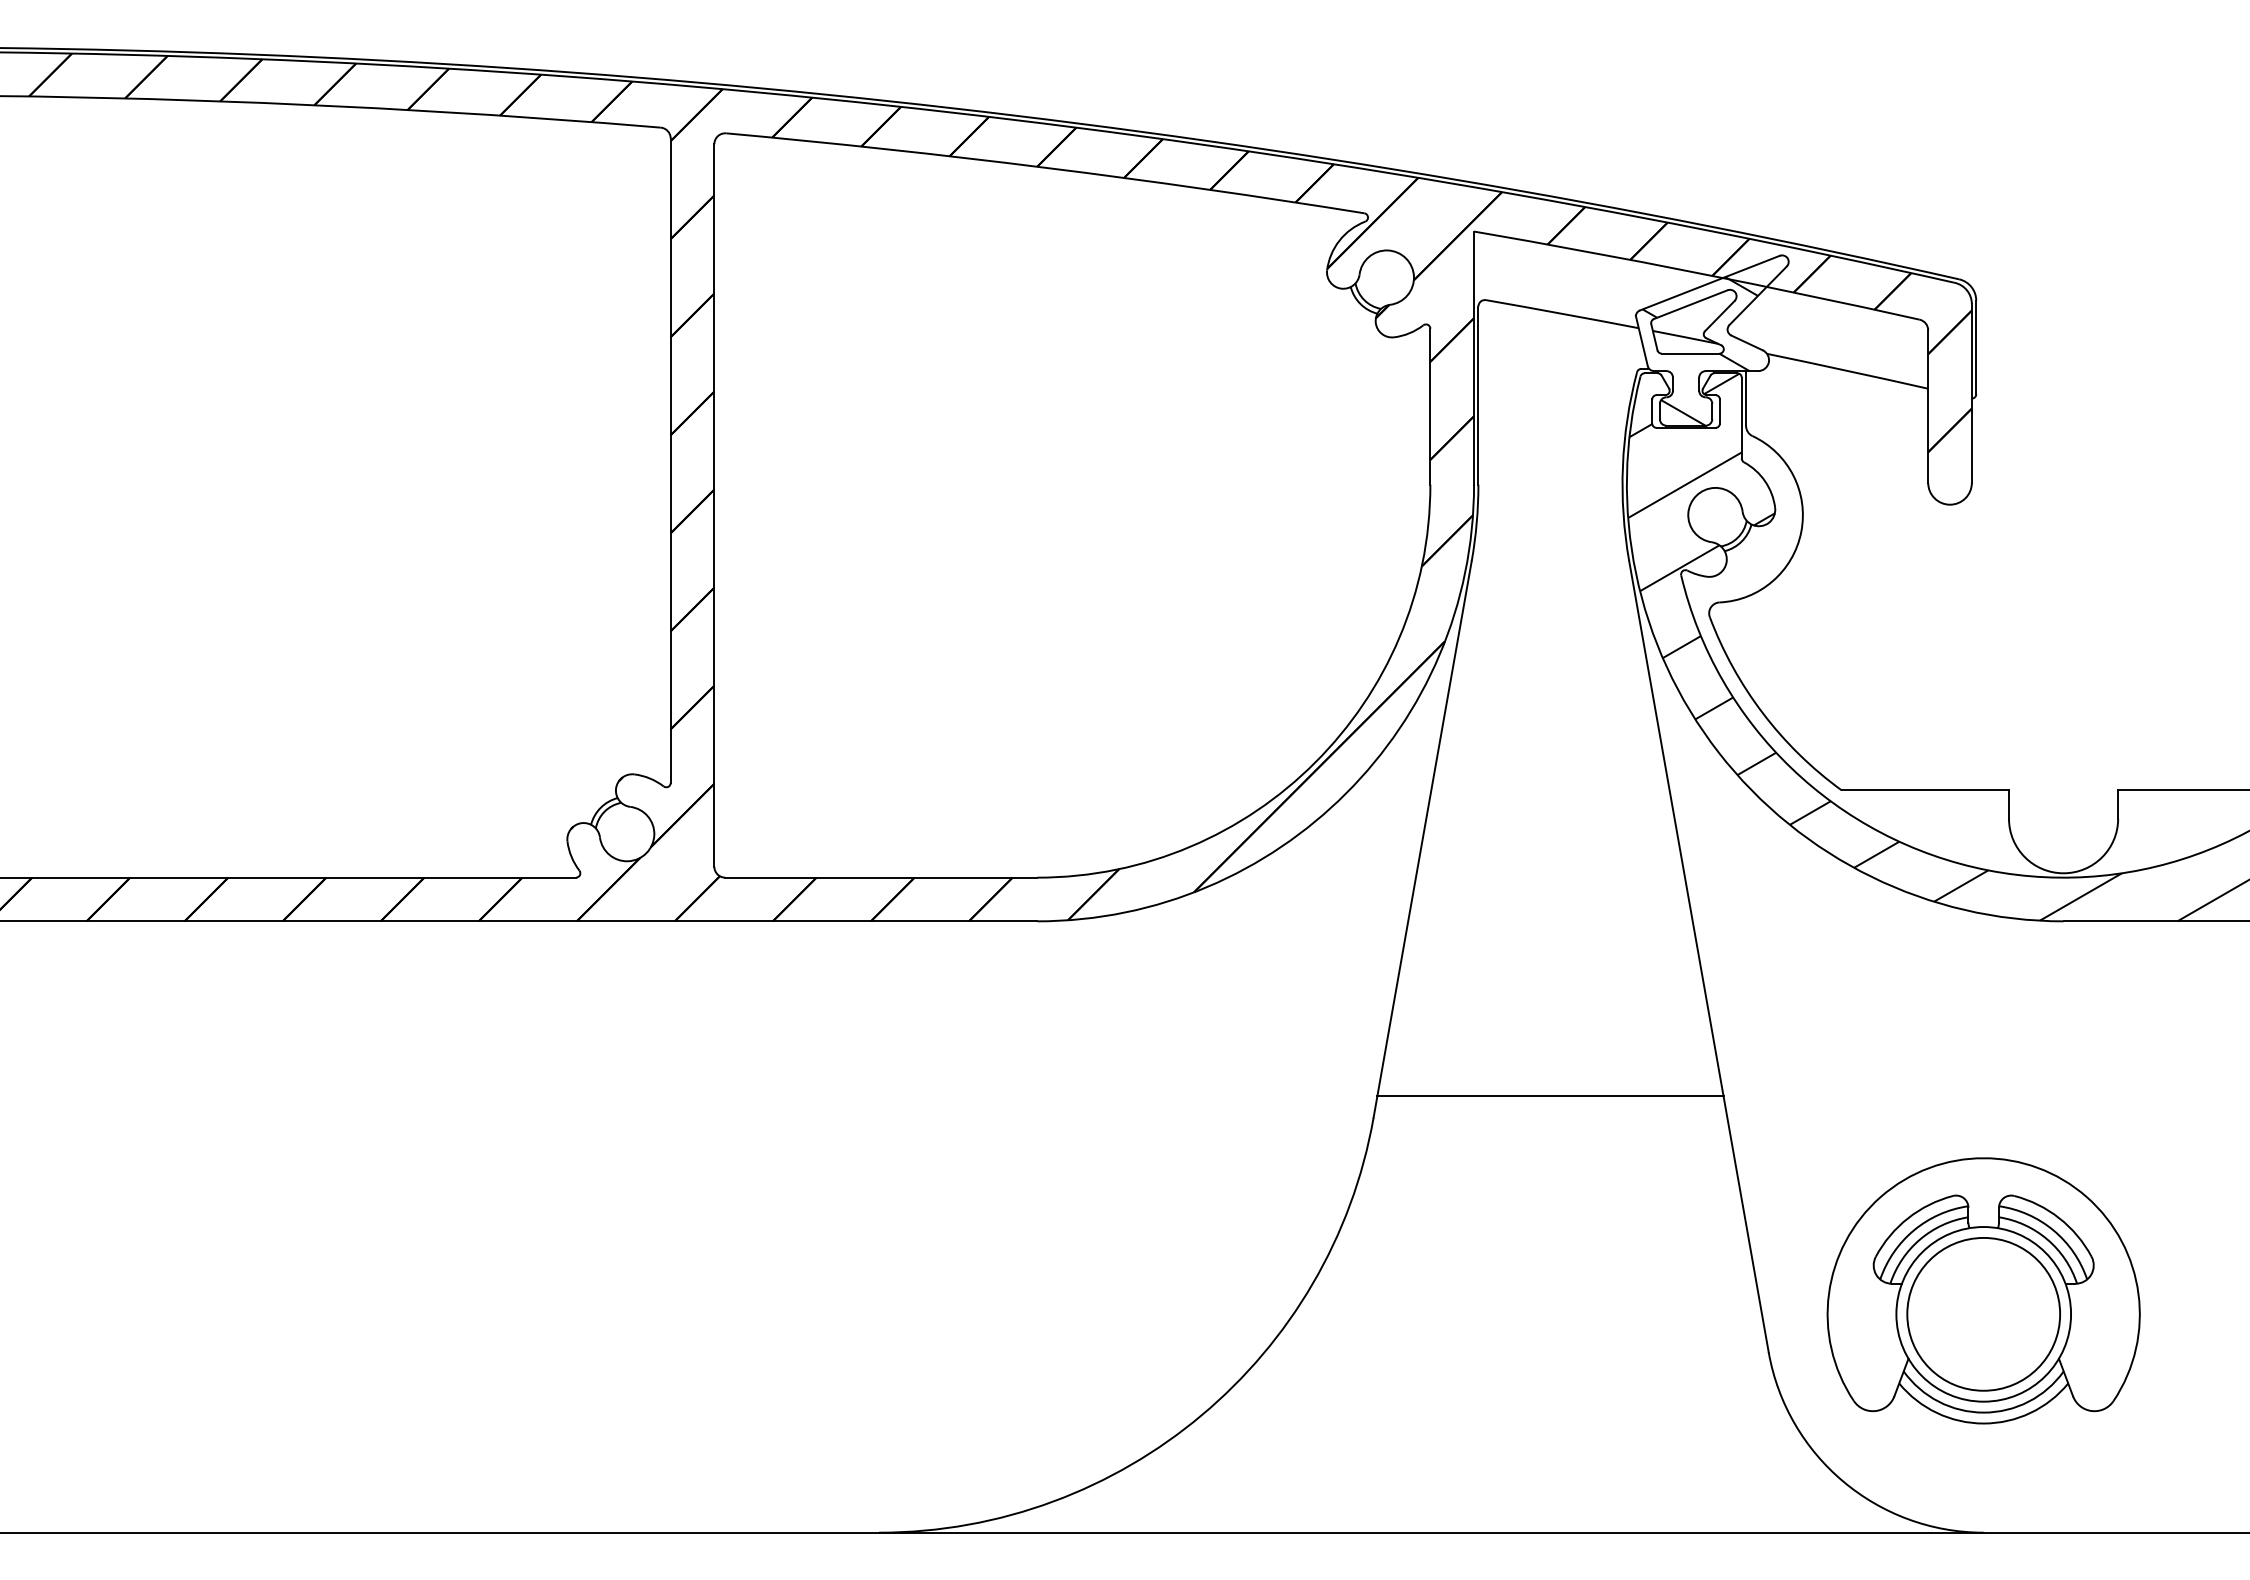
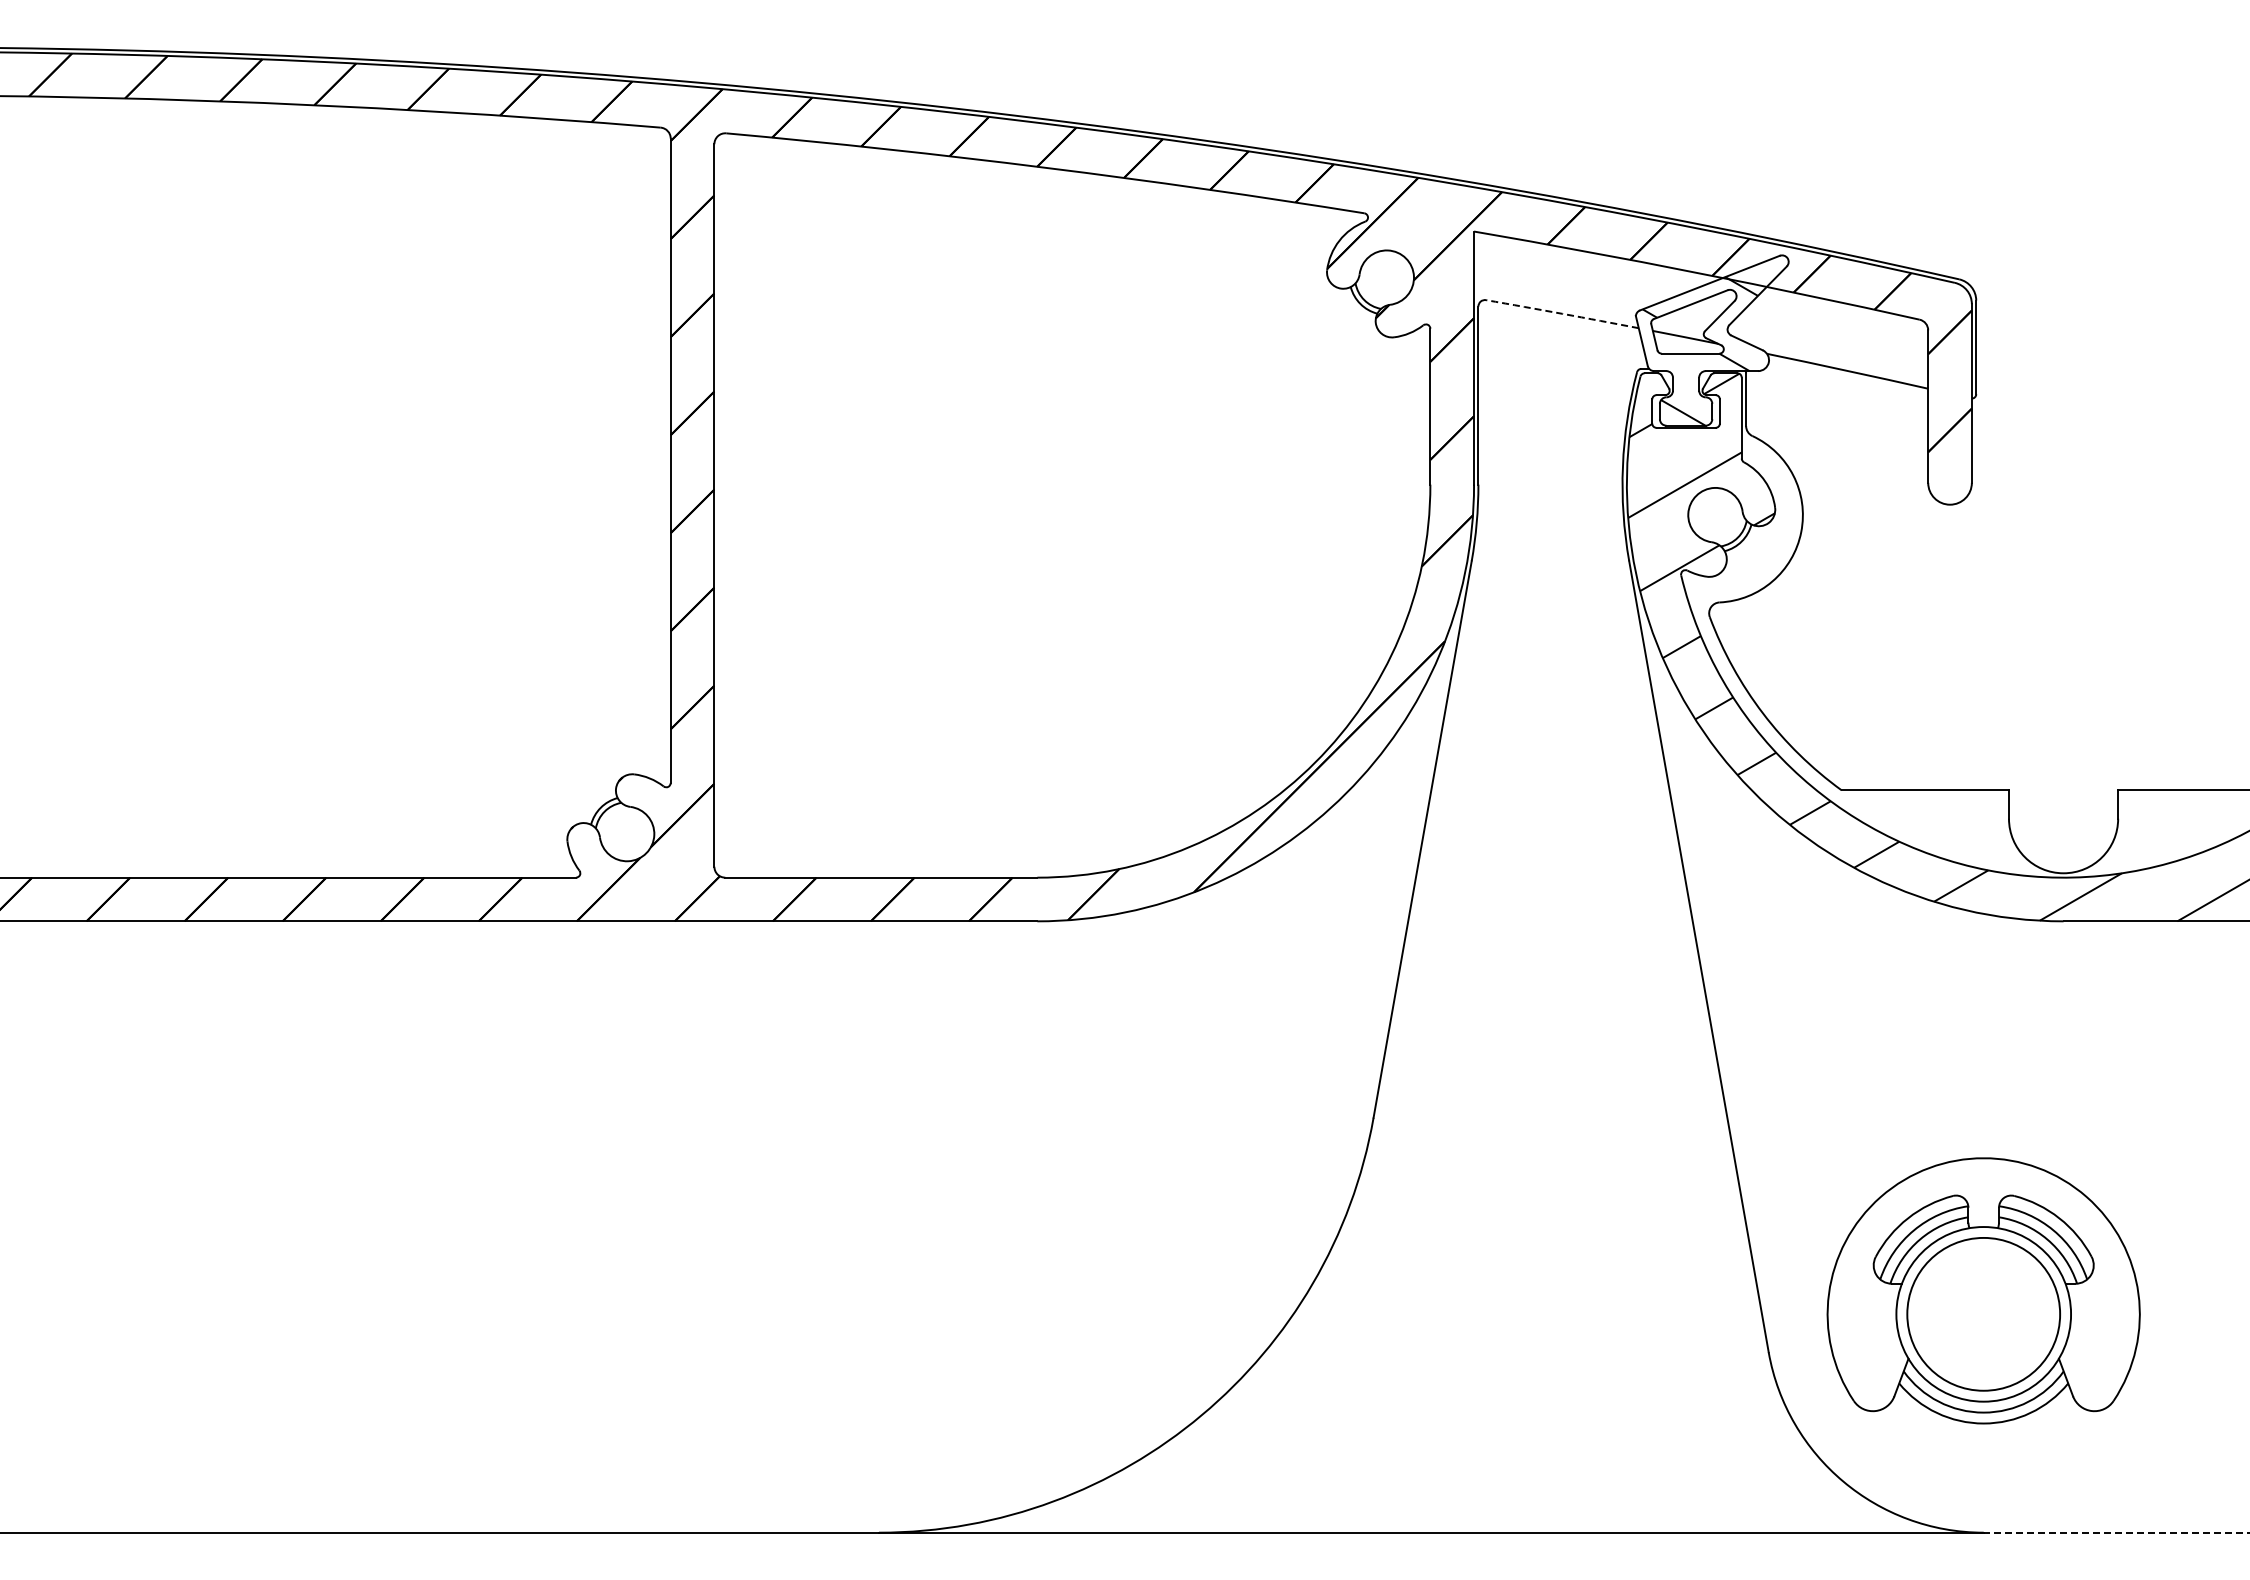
arc: solid -> dashed (1562, 313)
line: present -> none (1550, 1096)
line: solid -> dashed (2116, 1532)
